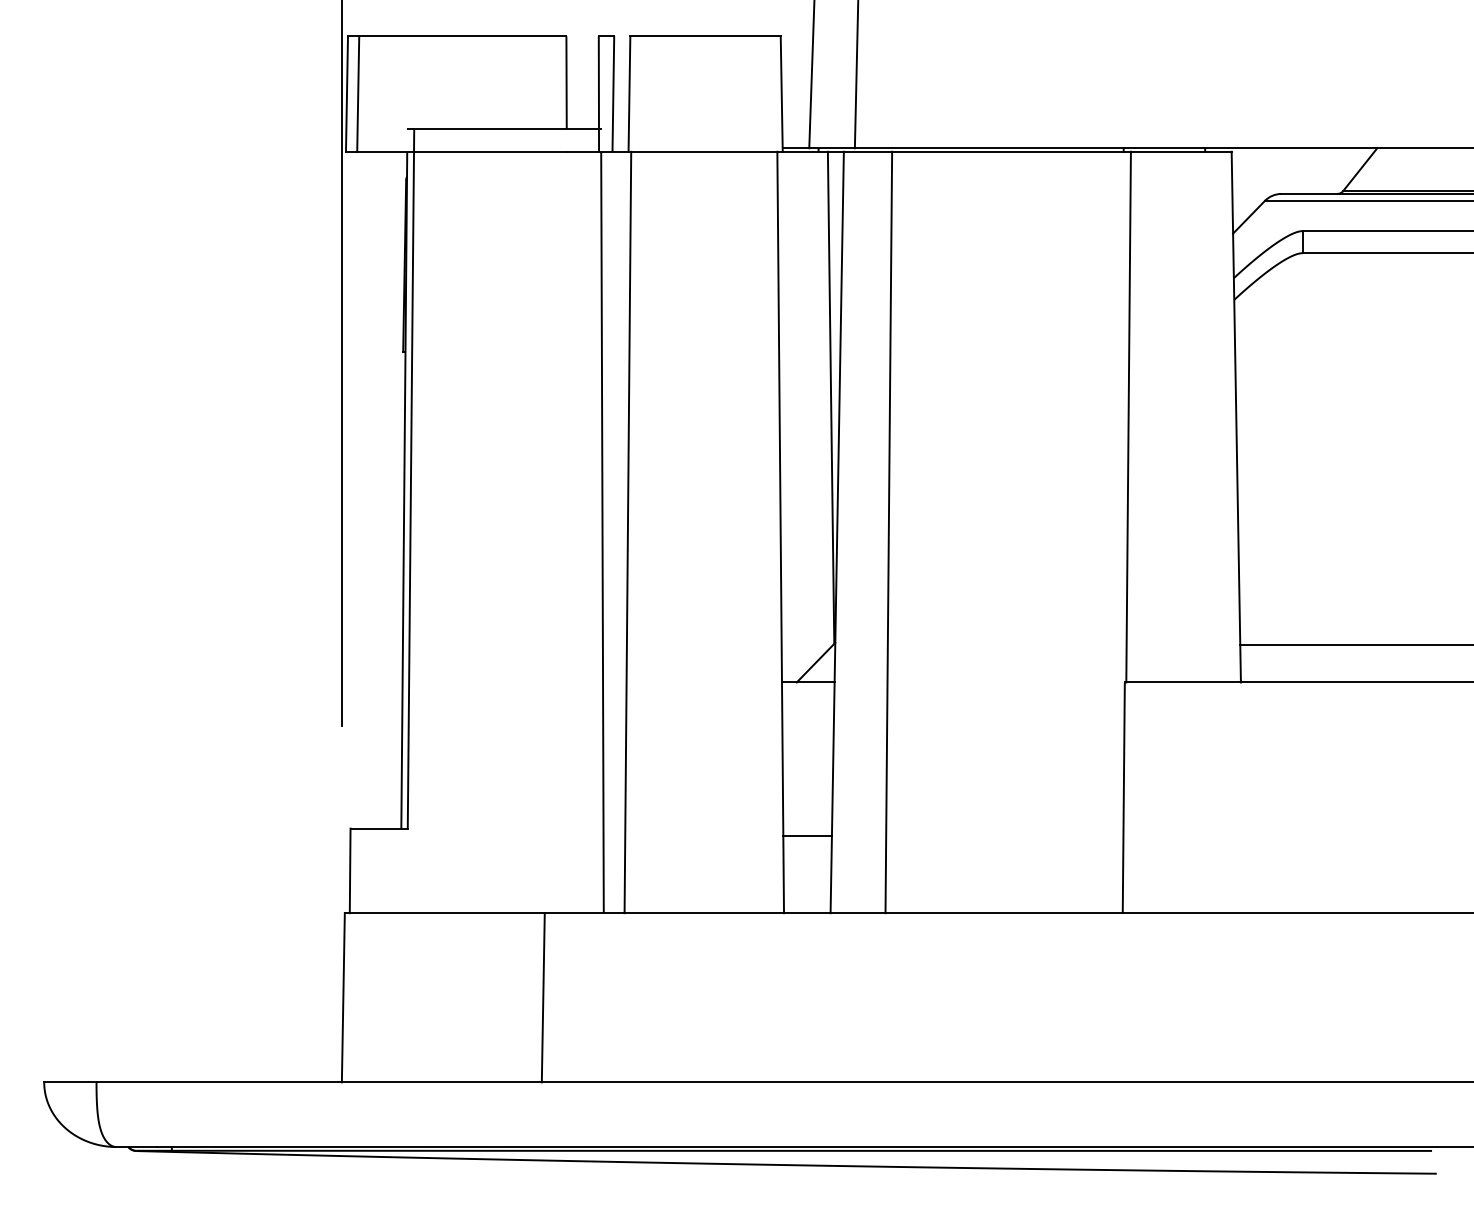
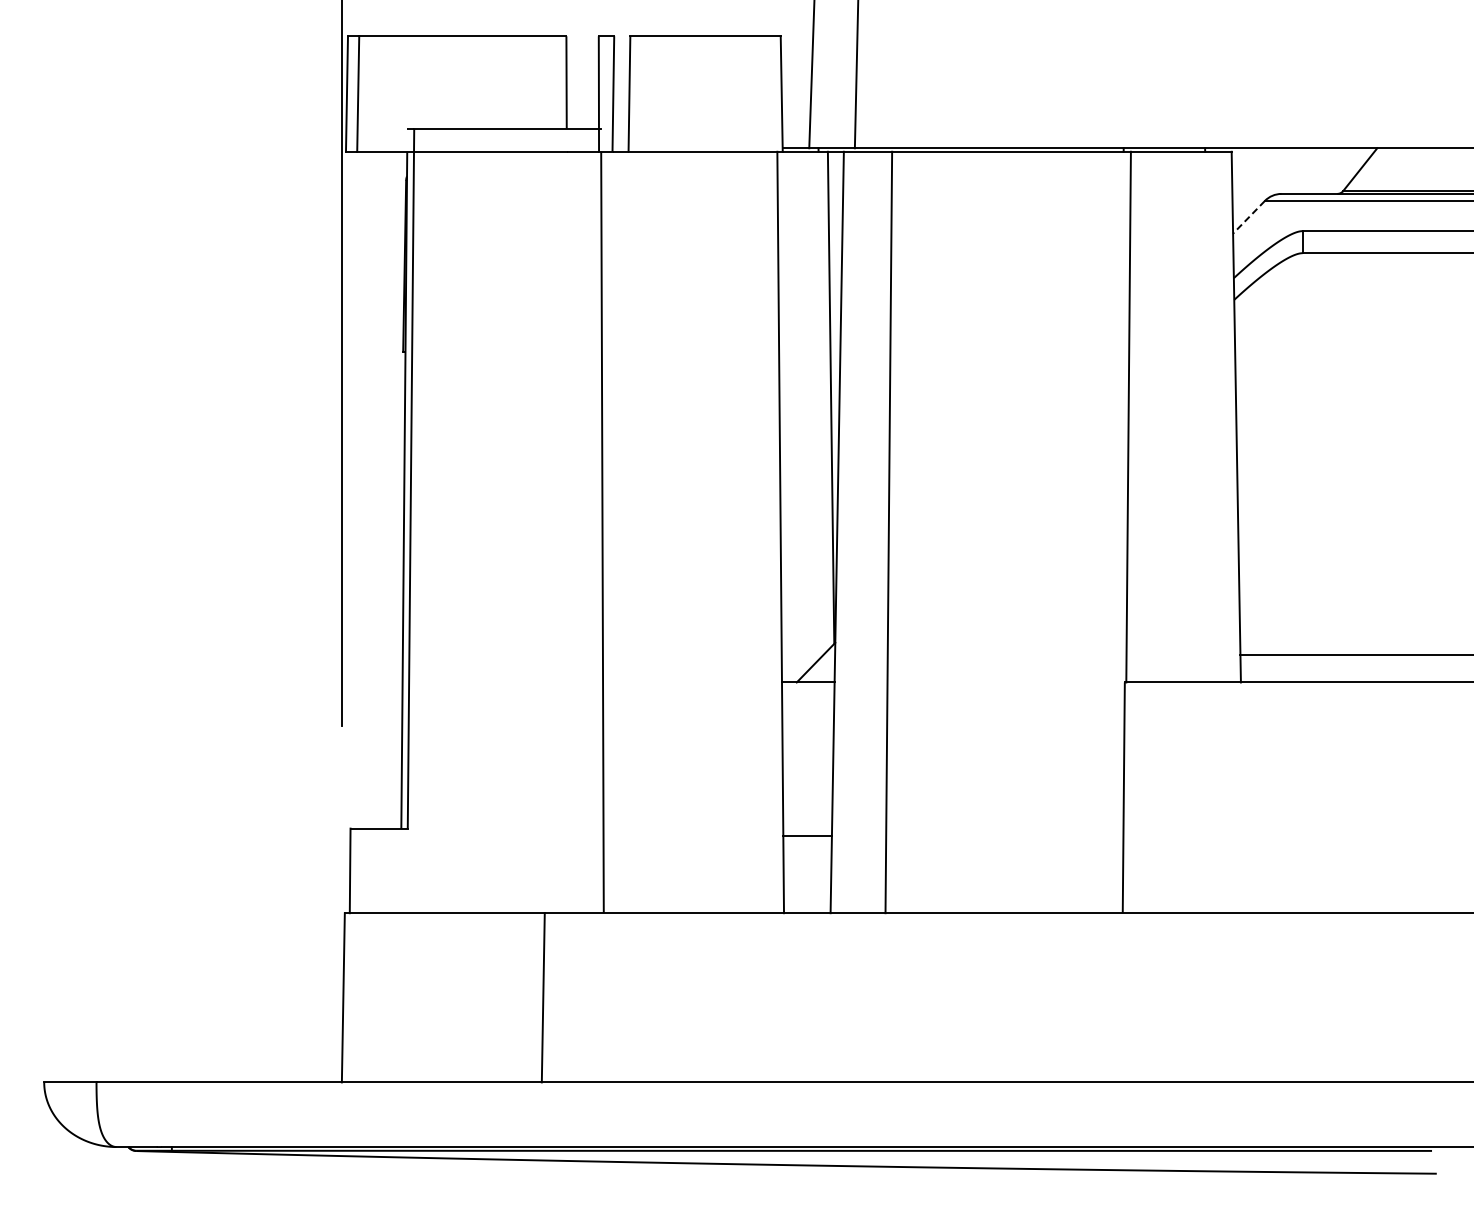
line: solid -> dashed (1249, 217)
line: present -> none (627, 532)
line position: (1355, 644) -> (1355, 654) (1355, 654)
